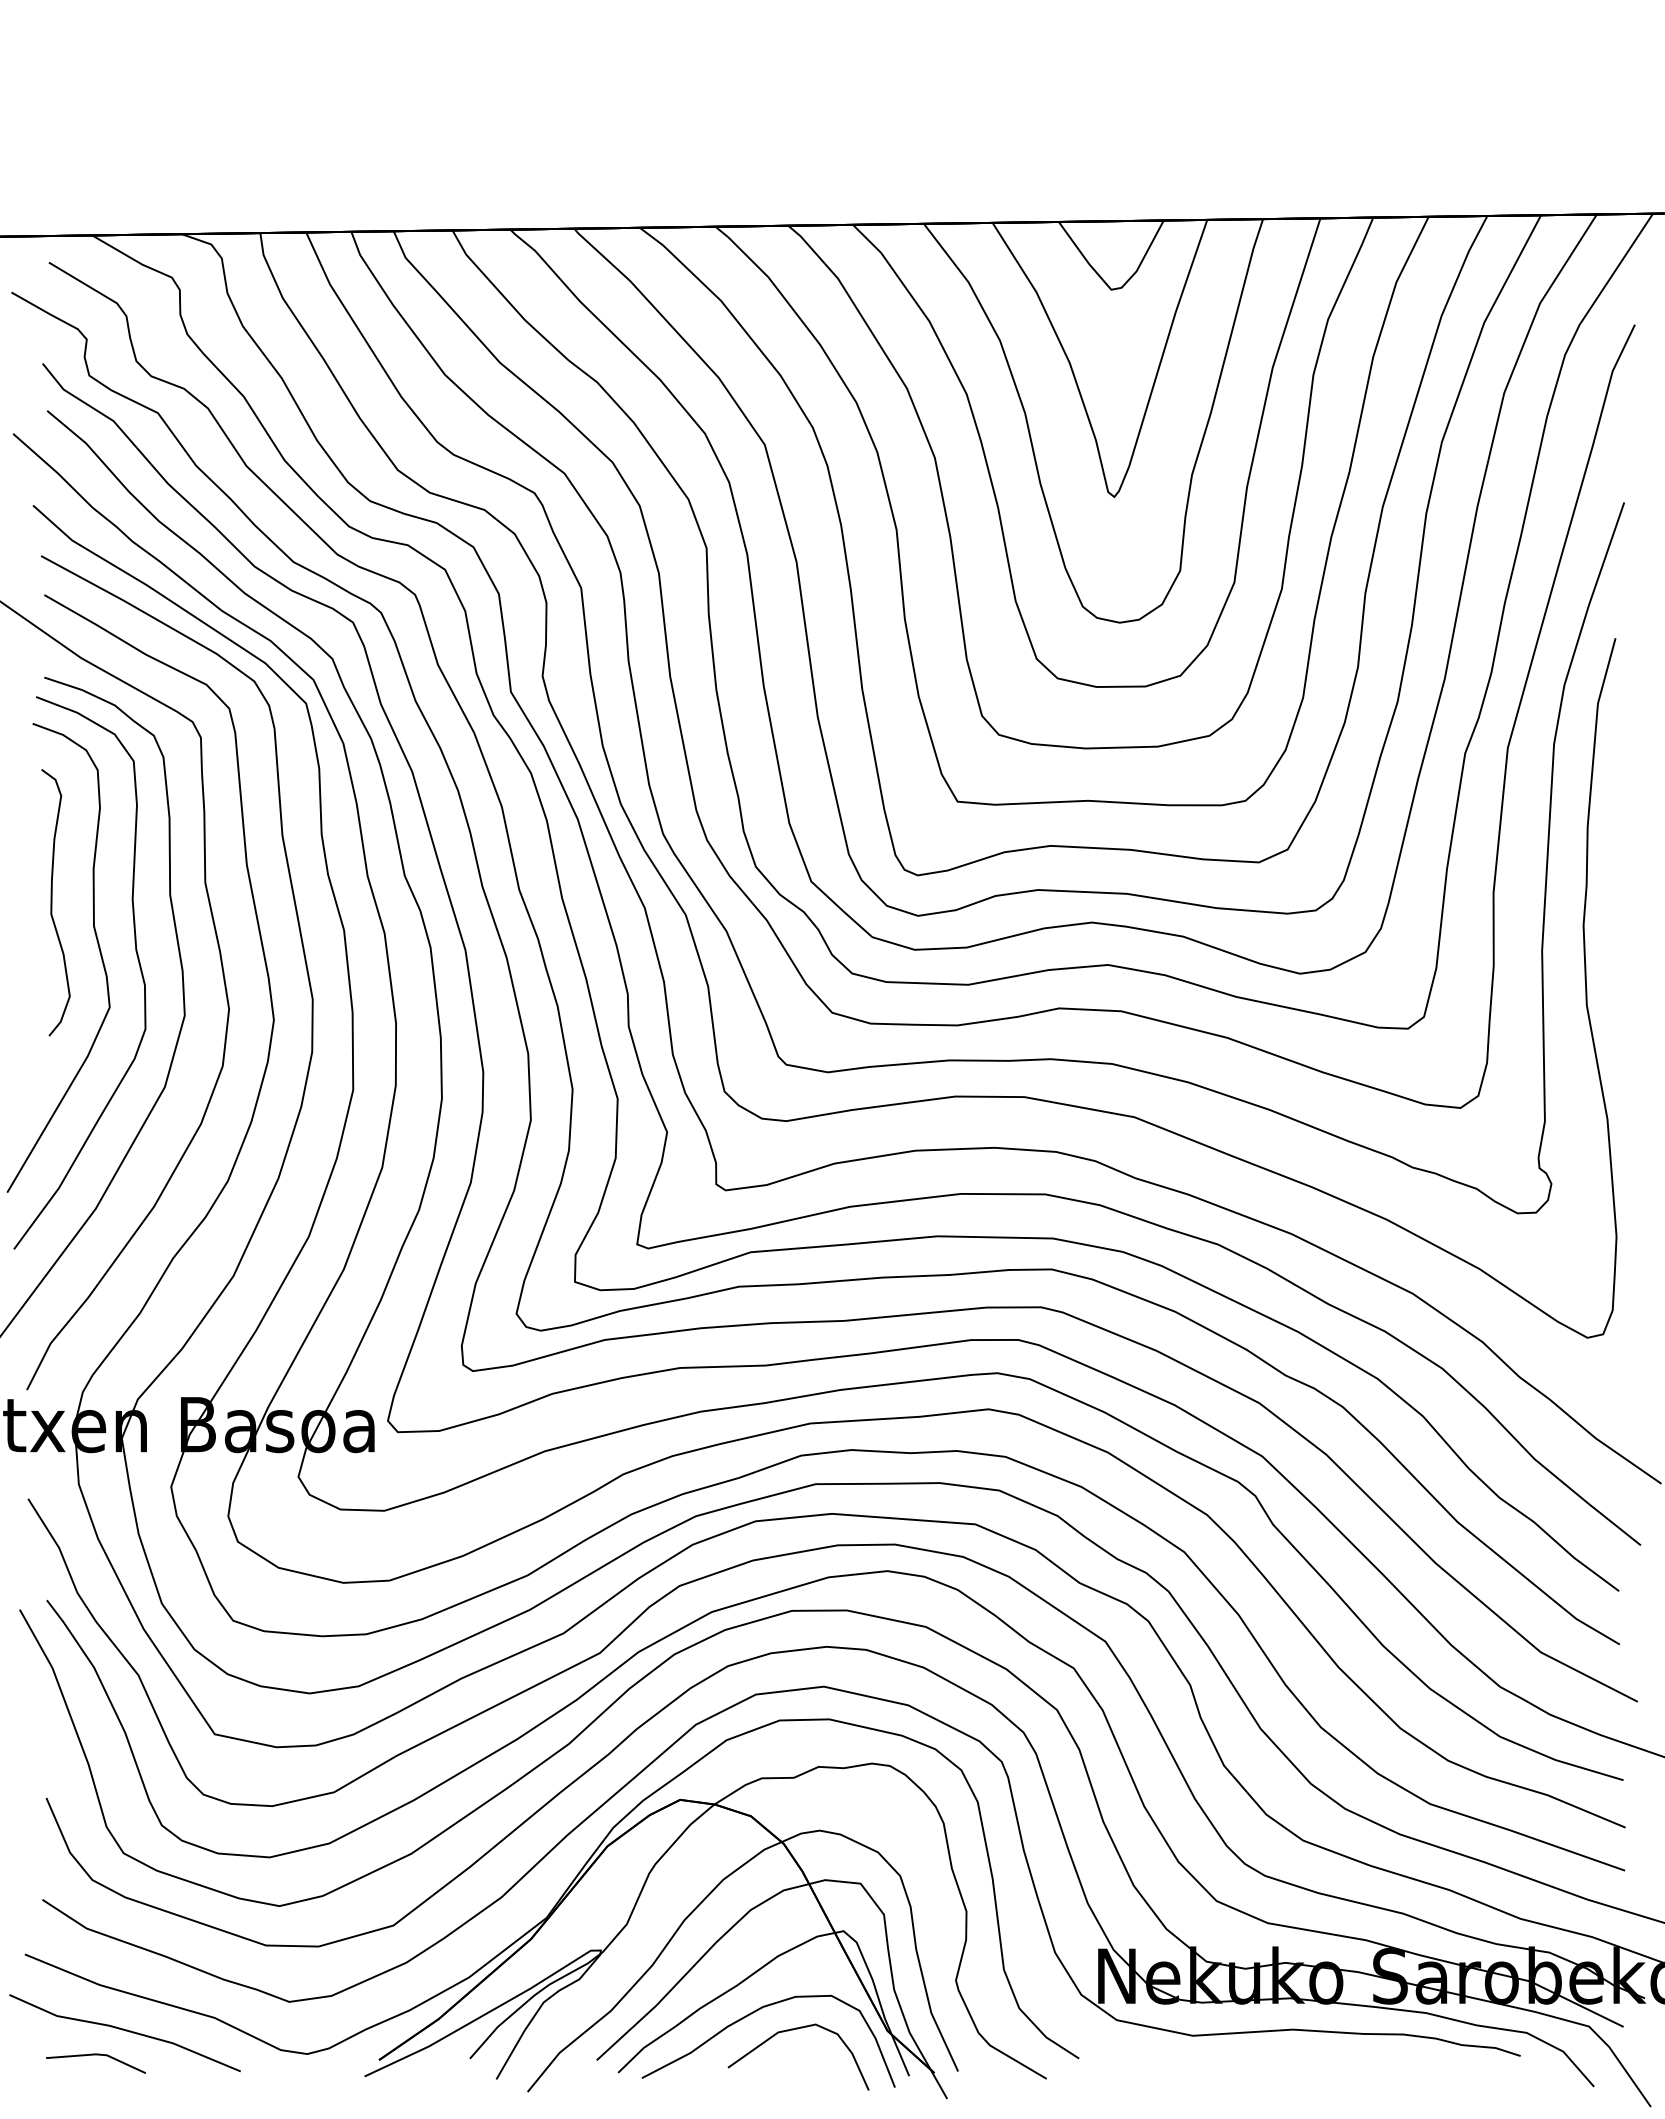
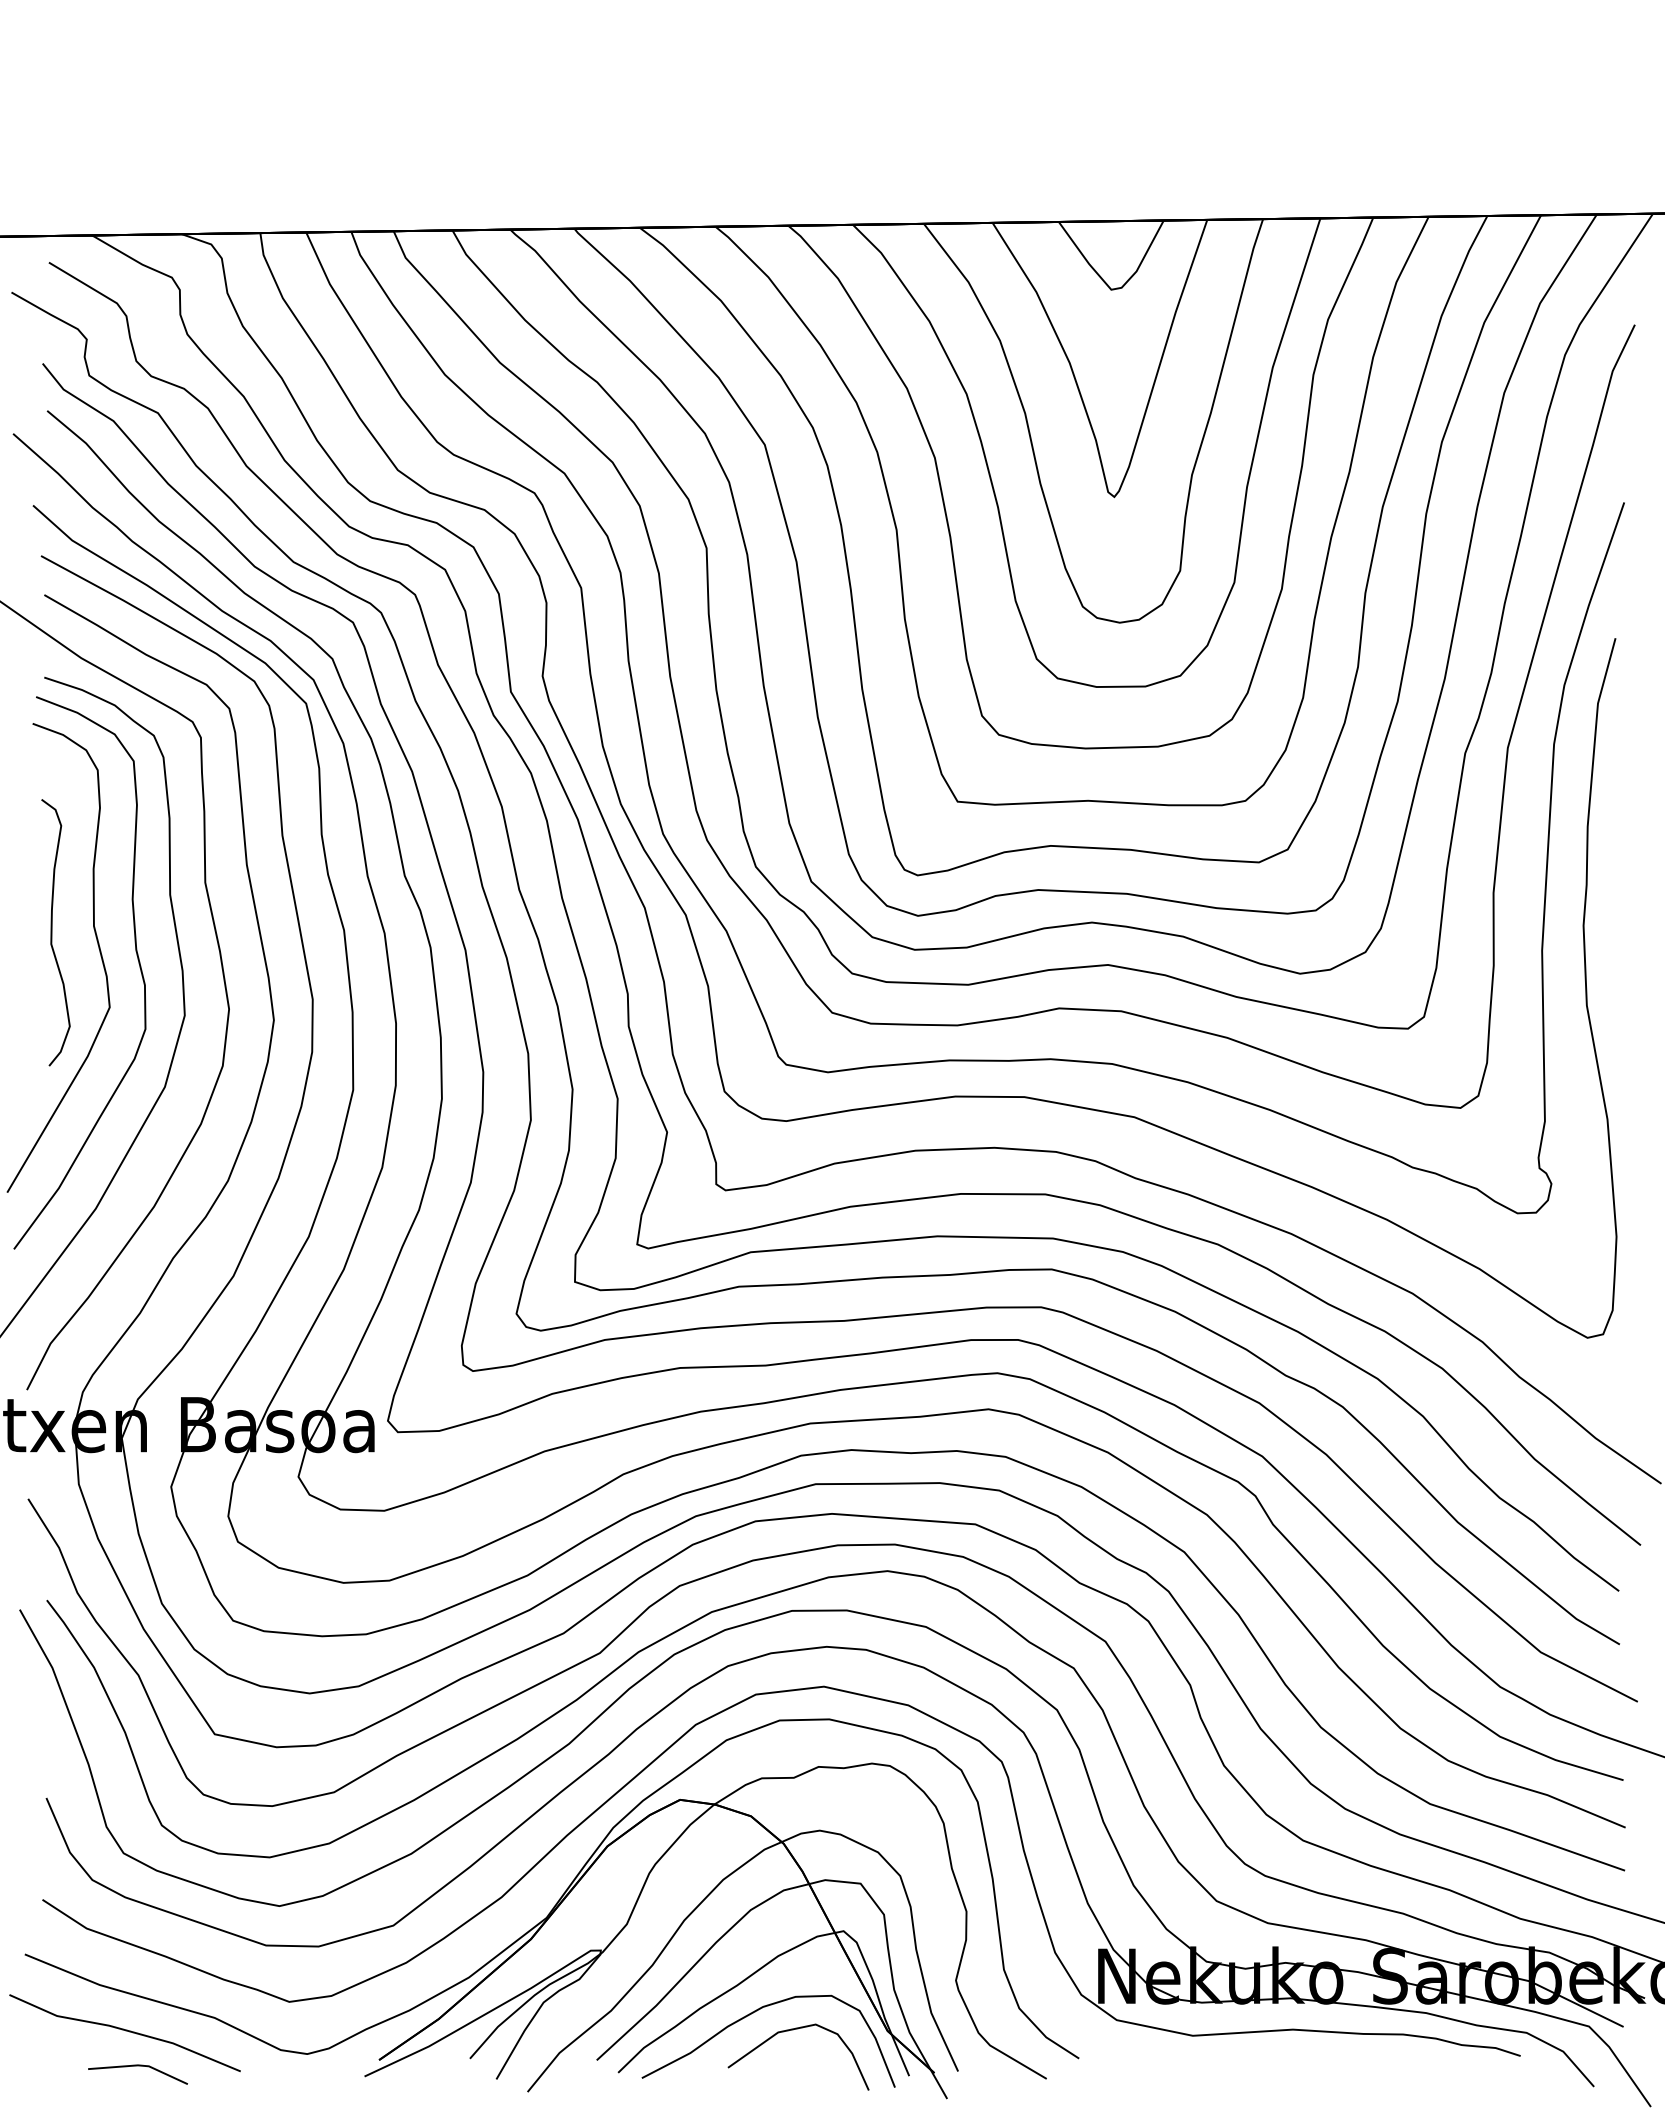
curve position: (52, 902) -> (52, 932) (52, 932)
line position: (95, 2055) -> (137, 2066) (137, 2066)
